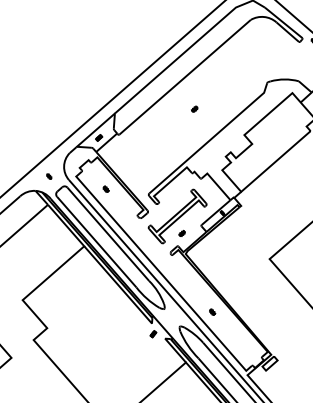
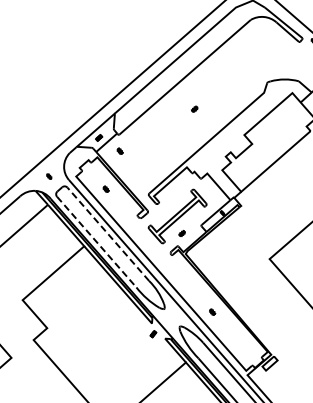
part: none -> present (119, 150)
line: solid -> dashed (108, 234)
line: solid -> dashed (97, 242)
